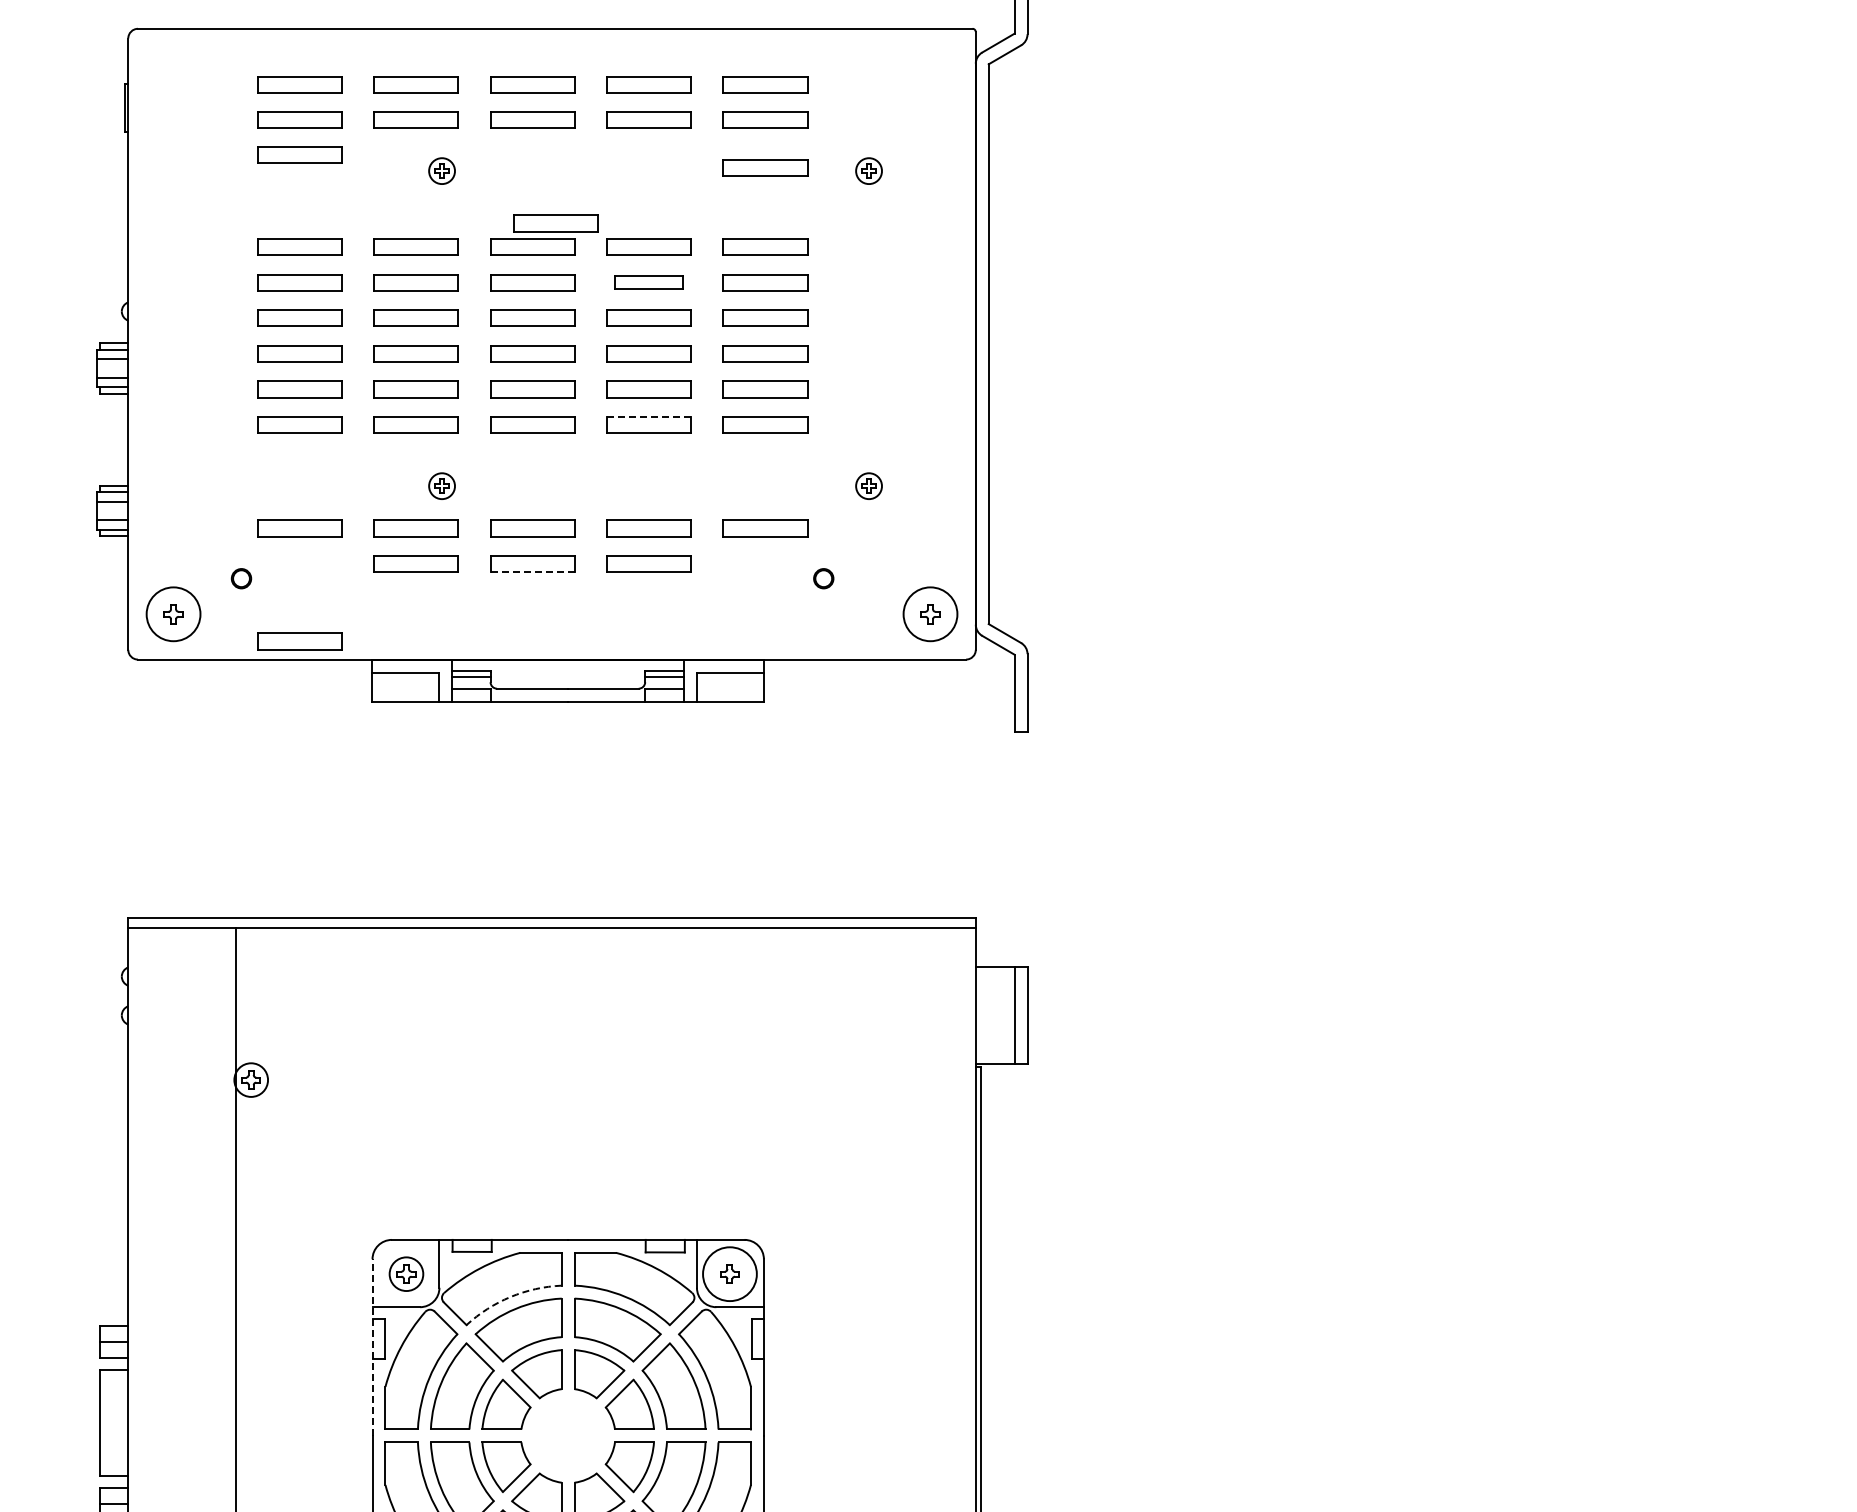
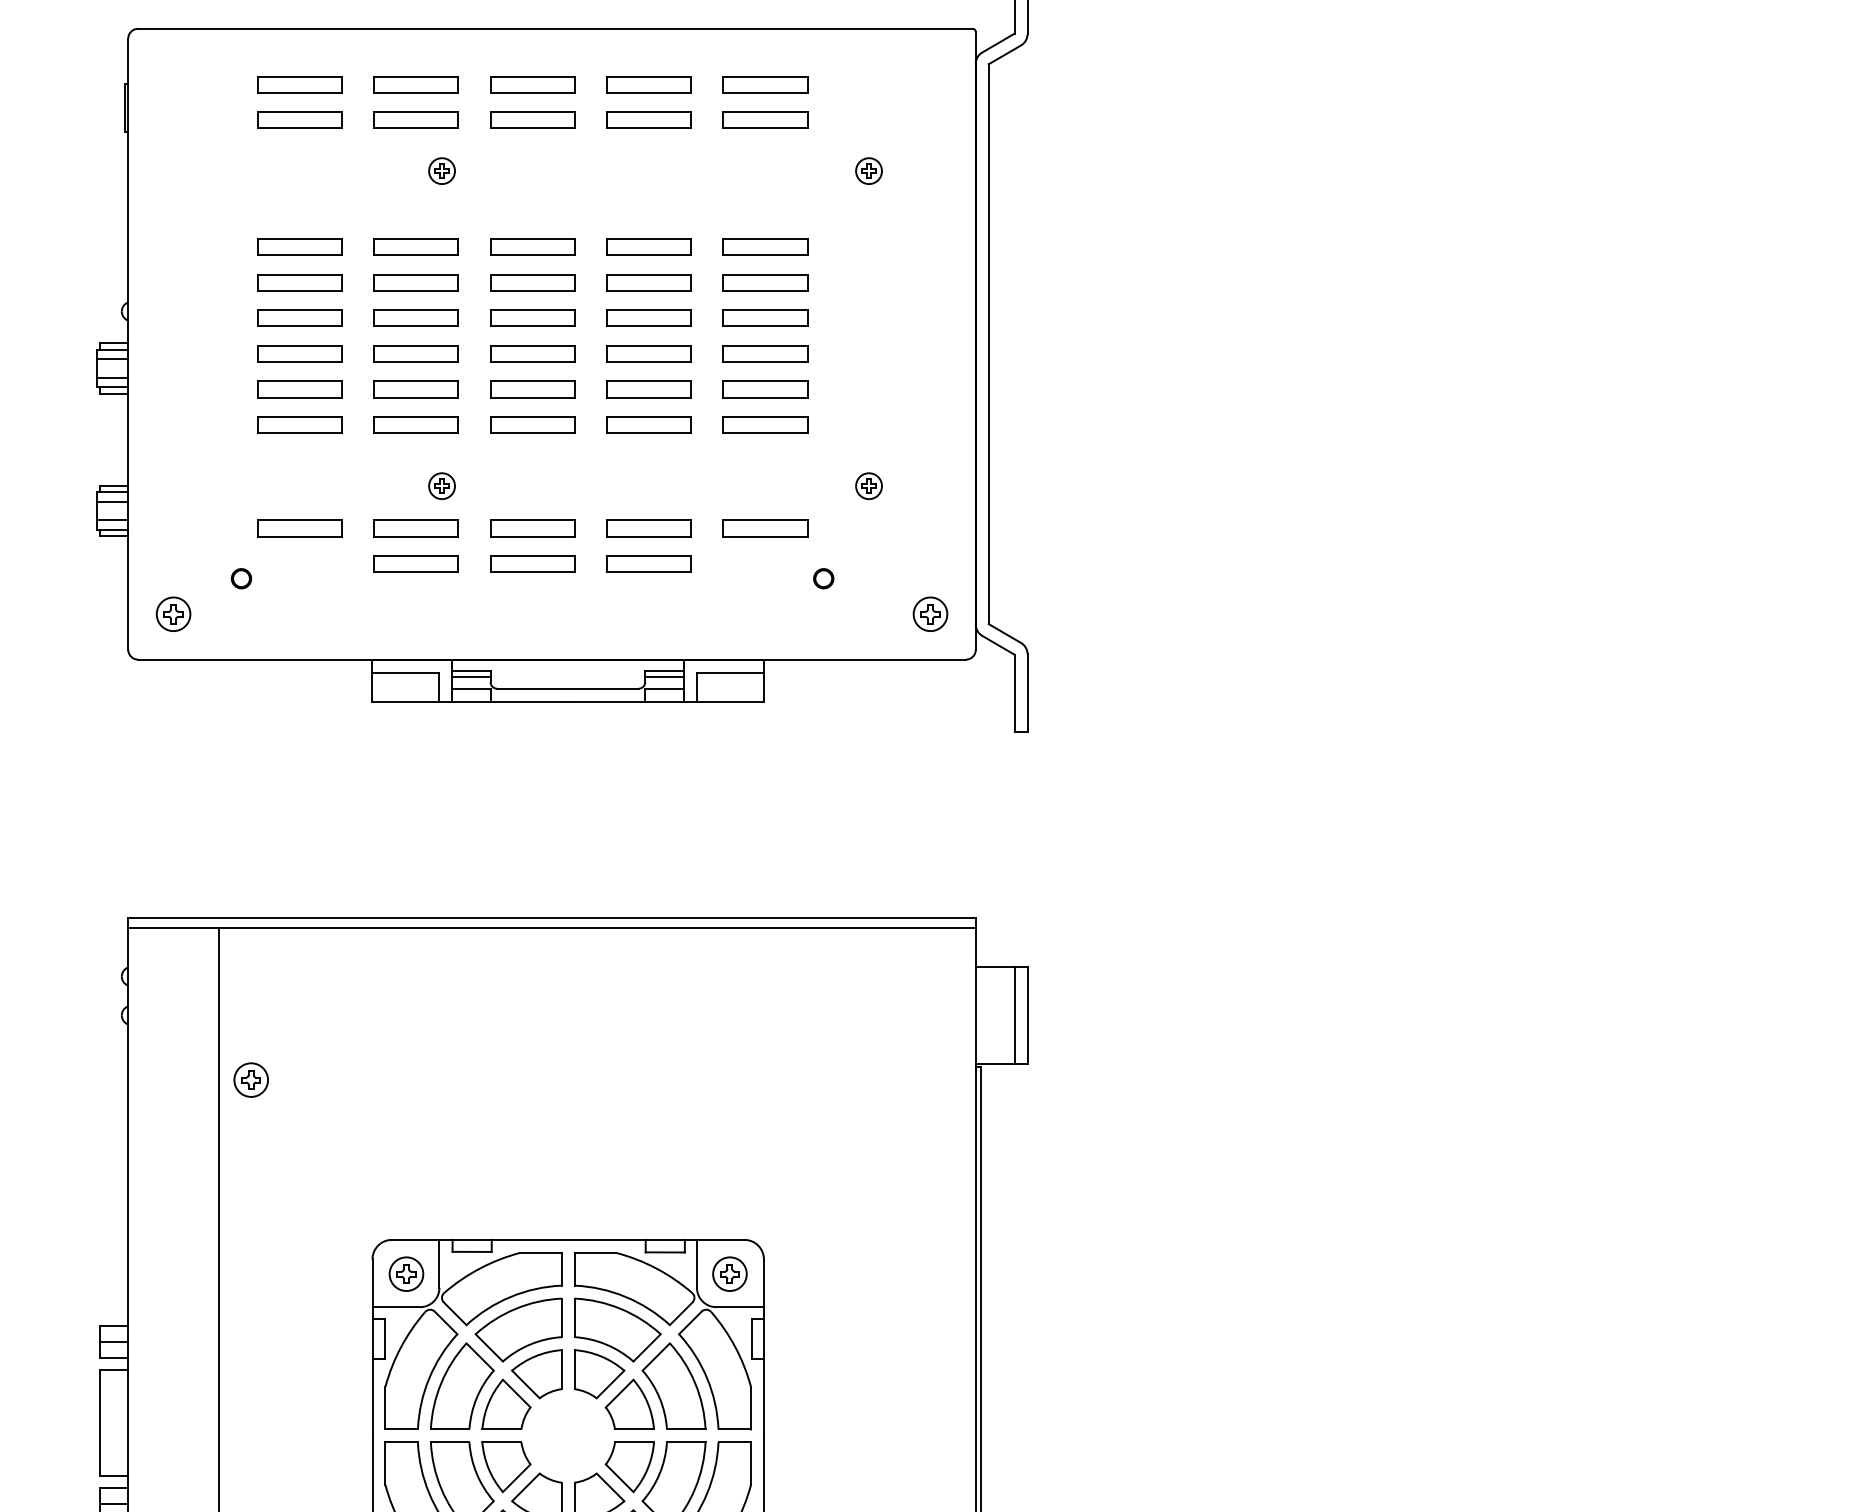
part: present -> none (299, 154)
part: present -> none (765, 167)
part: present -> none (555, 223)
part size: 70x15 px -> 86x18 px (648, 282)
line: dashed -> solid (648, 416)
line: dashed -> solid (533, 572)
circle diameter: 54 px -> 34 px (173, 614)
circle diameter: 54 px -> 34 px (930, 614)
part: present -> none (299, 641)
line position: (235, 1218) -> (218, 1218) (218, 1218)
circle diameter: 54 px -> 34 px (729, 1274)
arc: dashed -> solid (510, 1296)
line: dashed -> solid (372, 1347)
